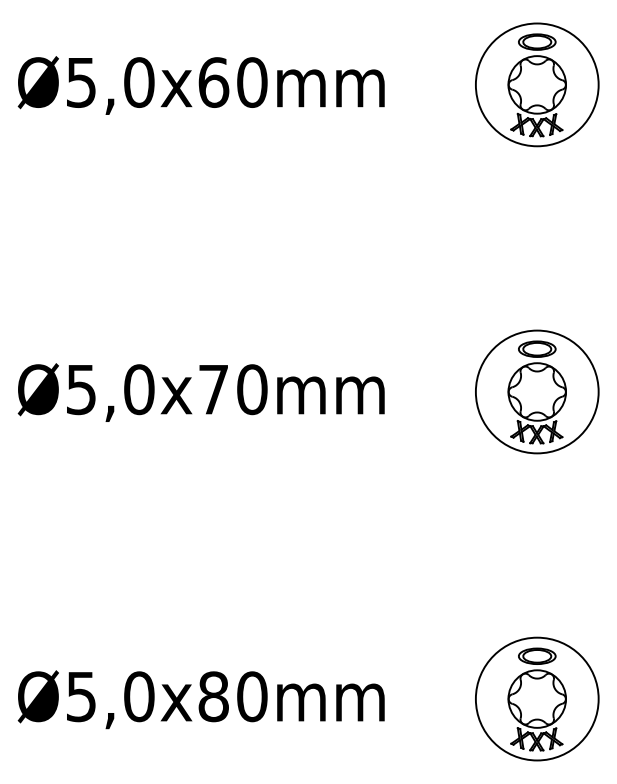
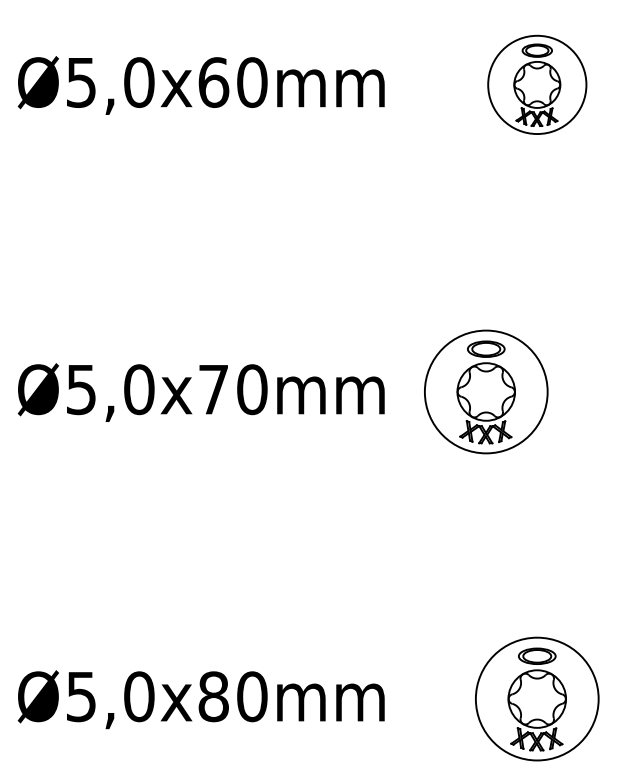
part size: 125x126 px -> 101x101 px (537, 84)
part position: (537, 391) -> (486, 391) (486, 391)
